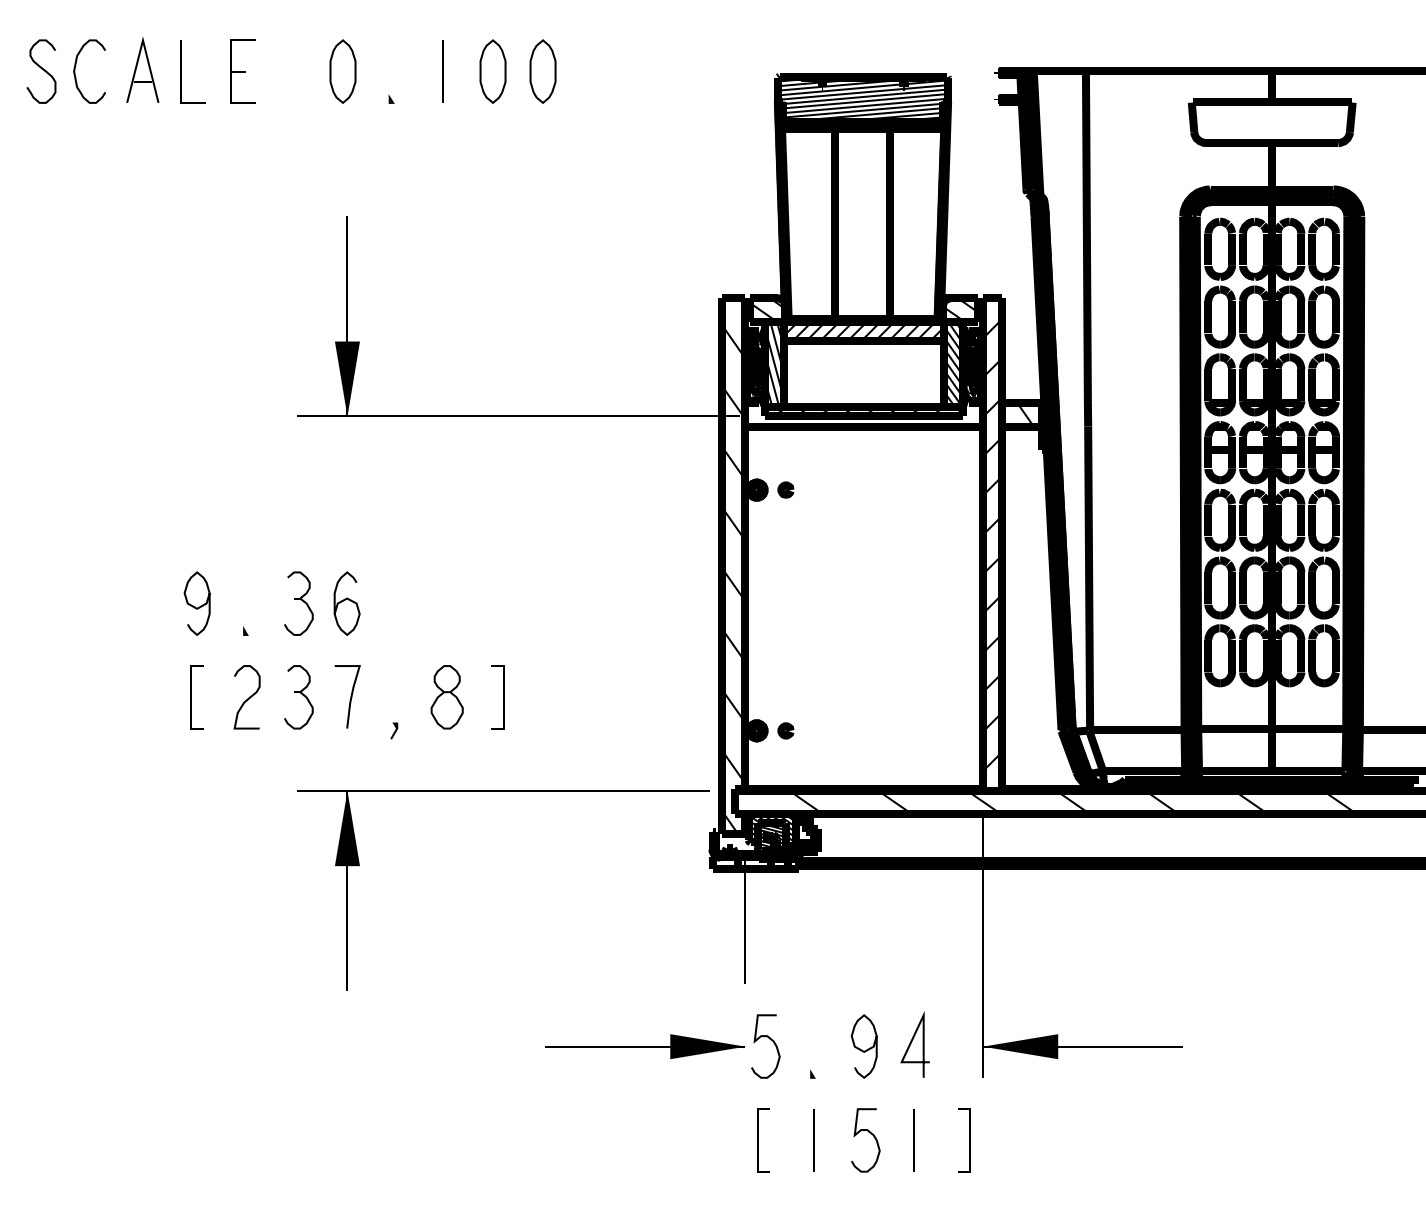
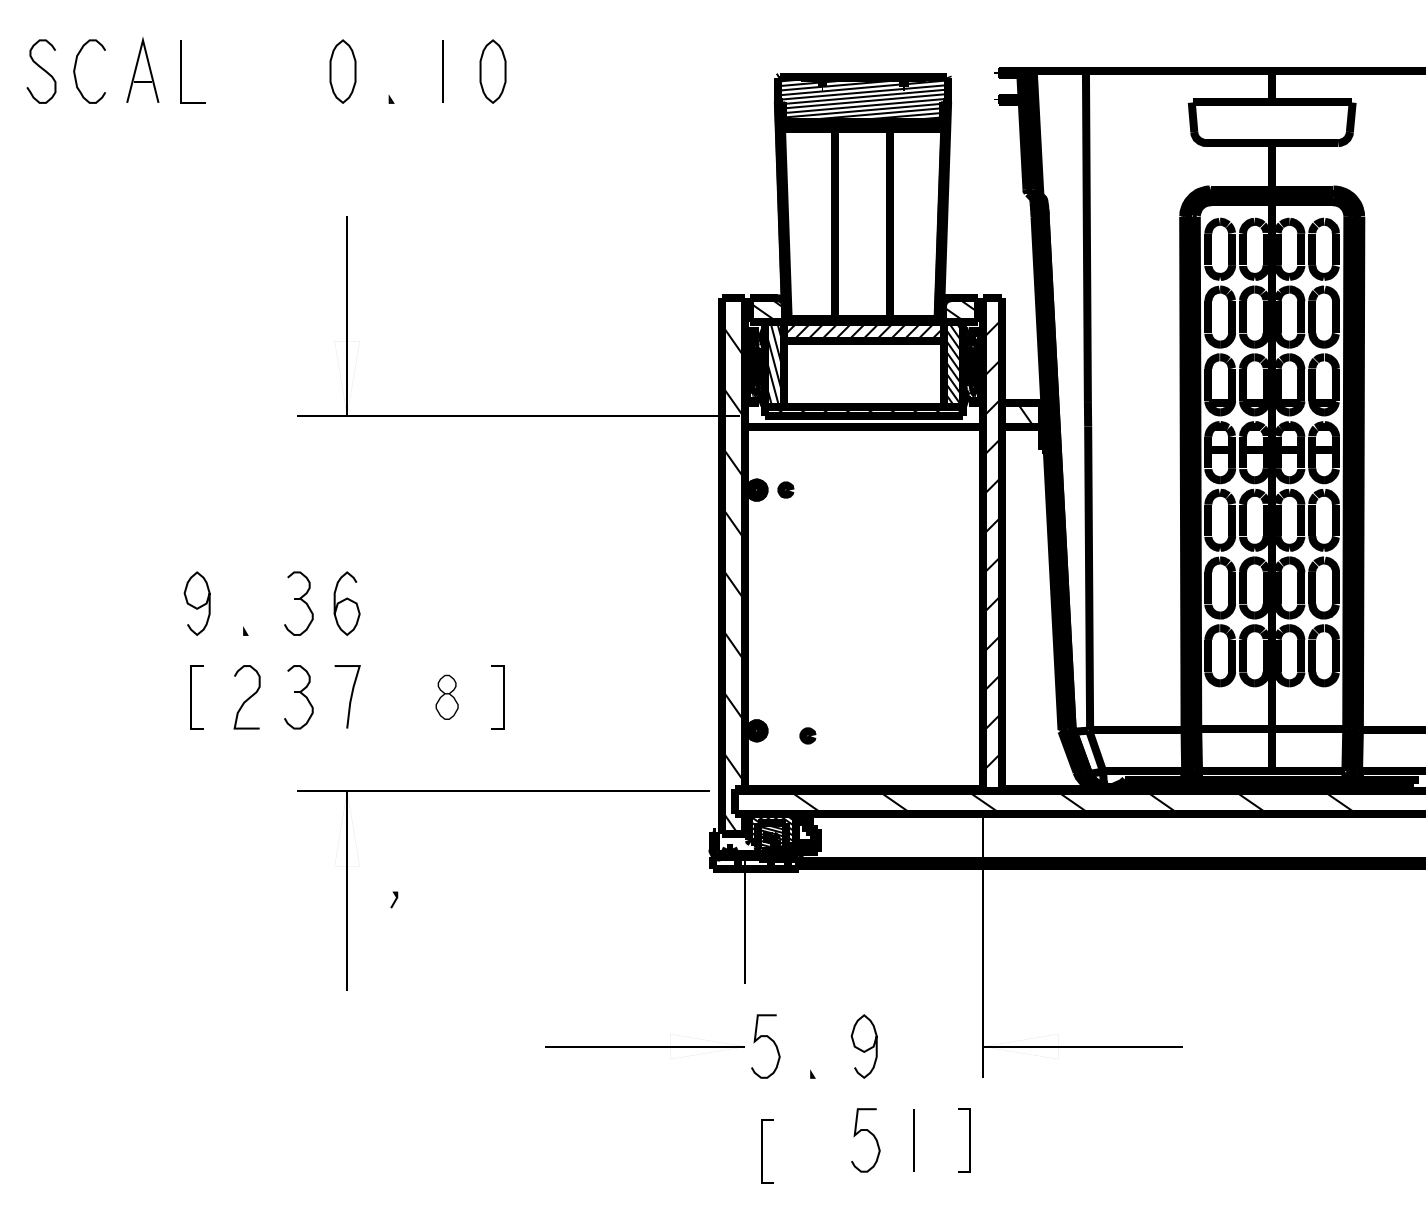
part: present -> none (242, 71)
part: present -> none (542, 71)
fill: present -> none (346, 378)
part size: 34x65 px -> 24x46 px (446, 696)
line position: (395, 730) -> (395, 899) (395, 899)
curve position: (785, 730) -> (807, 735) (807, 735)
fill: present -> none (346, 828)
line: present -> none (911, 1044)
fill: present -> none (707, 1046)
fill: present -> none (1020, 1046)
line position: (758, 1140) -> (762, 1151) (762, 1151)
line: present -> none (813, 1140)
